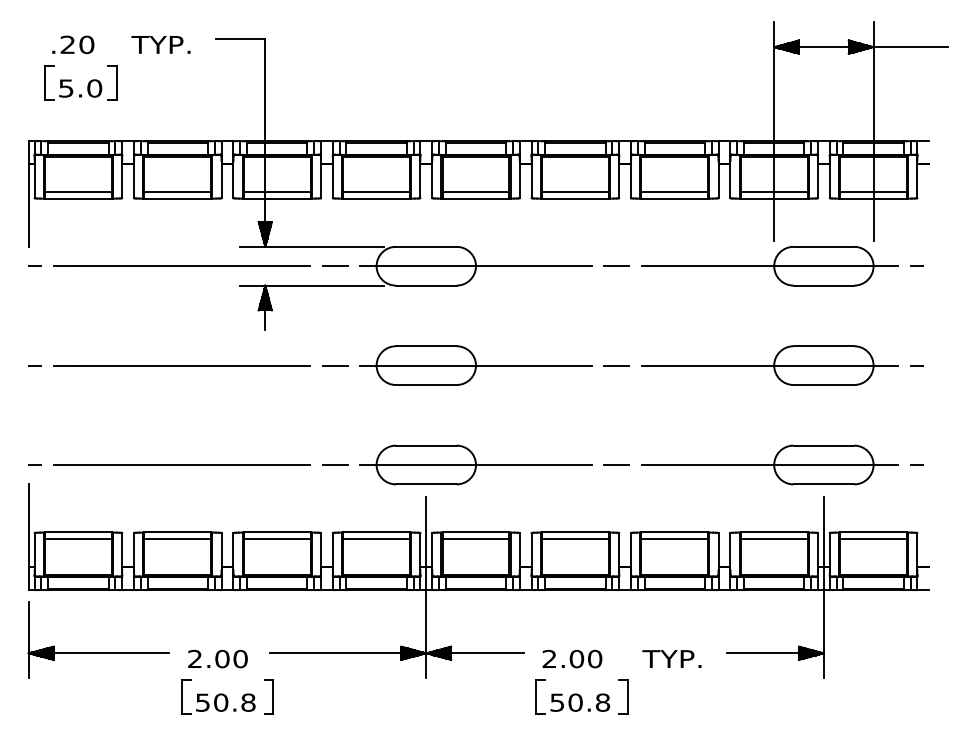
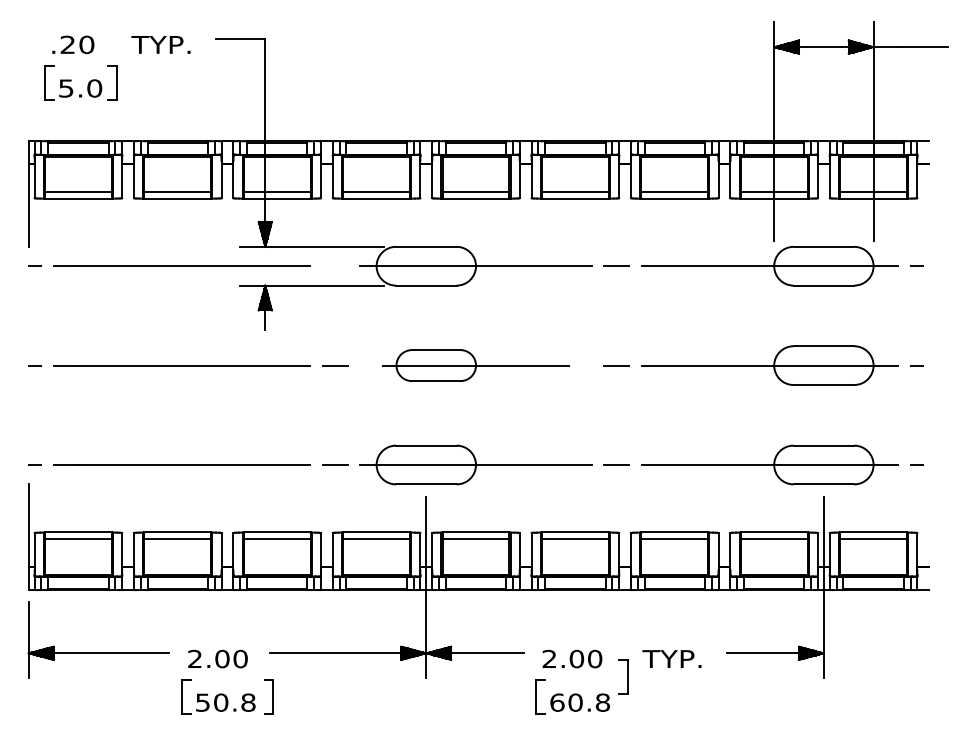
line: present -> none (334, 266)
part size: 234x41 px -> 188x33 px (475, 365)
part position: (623, 696) -> (623, 676) (623, 676)
text: 50.8 -> 60.8 (557, 702)
